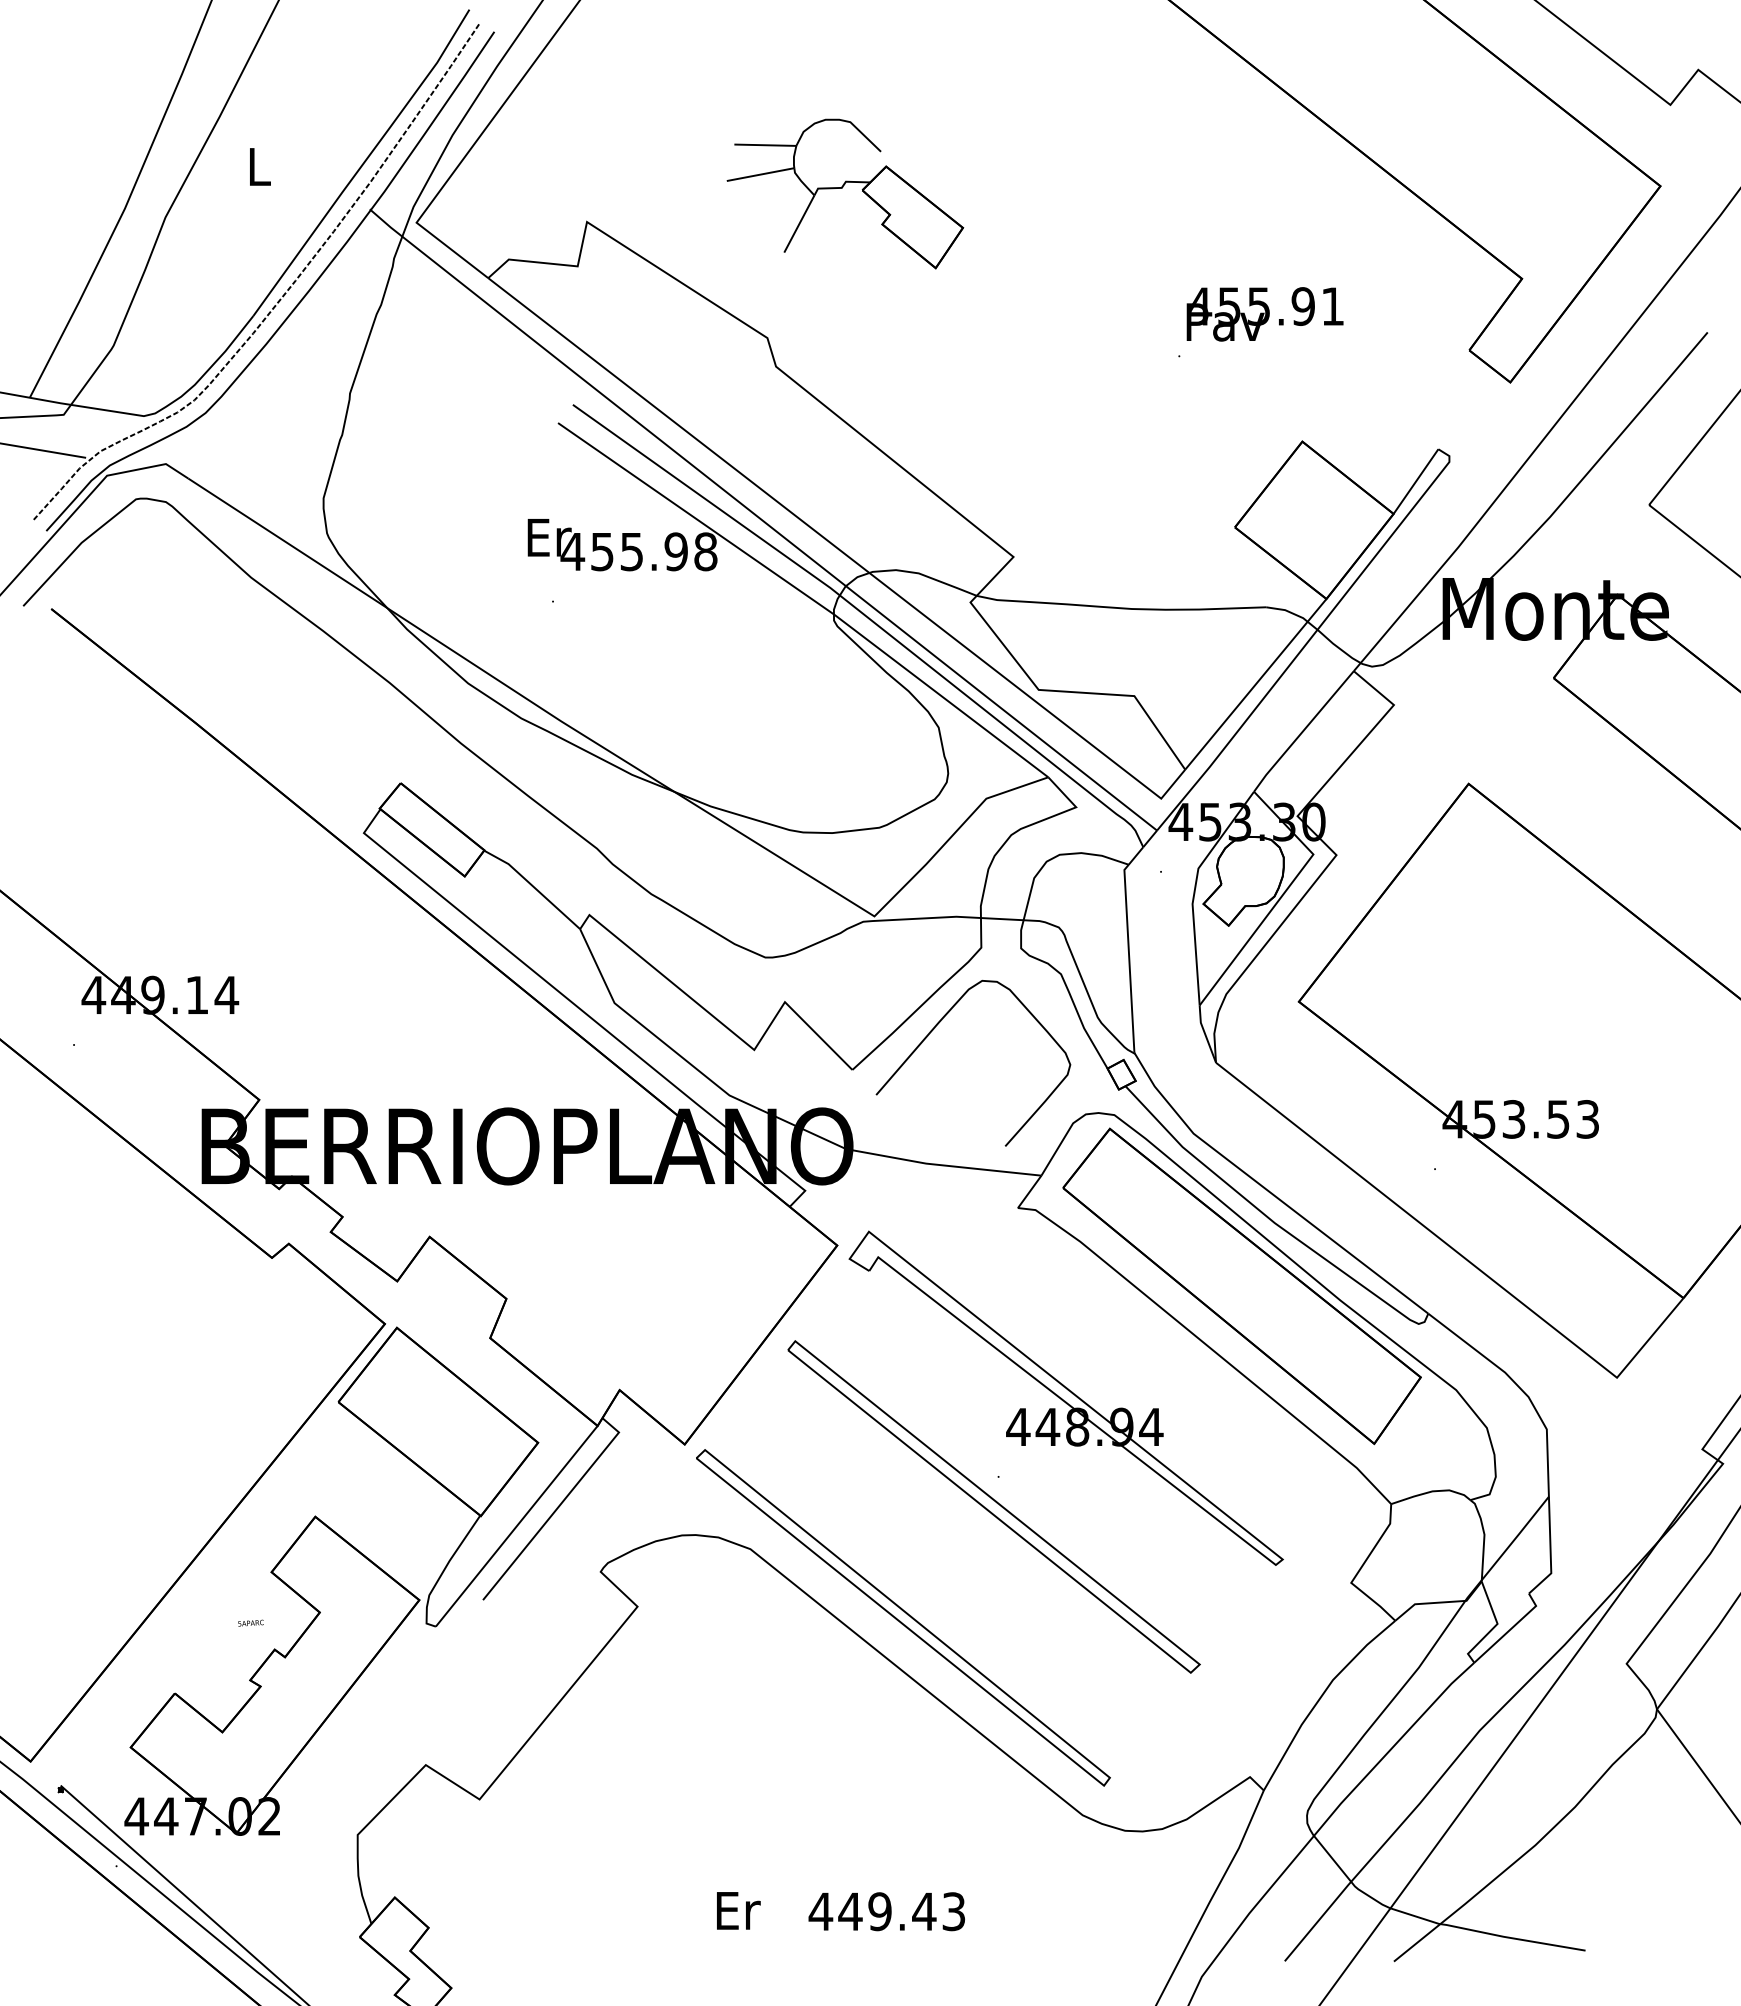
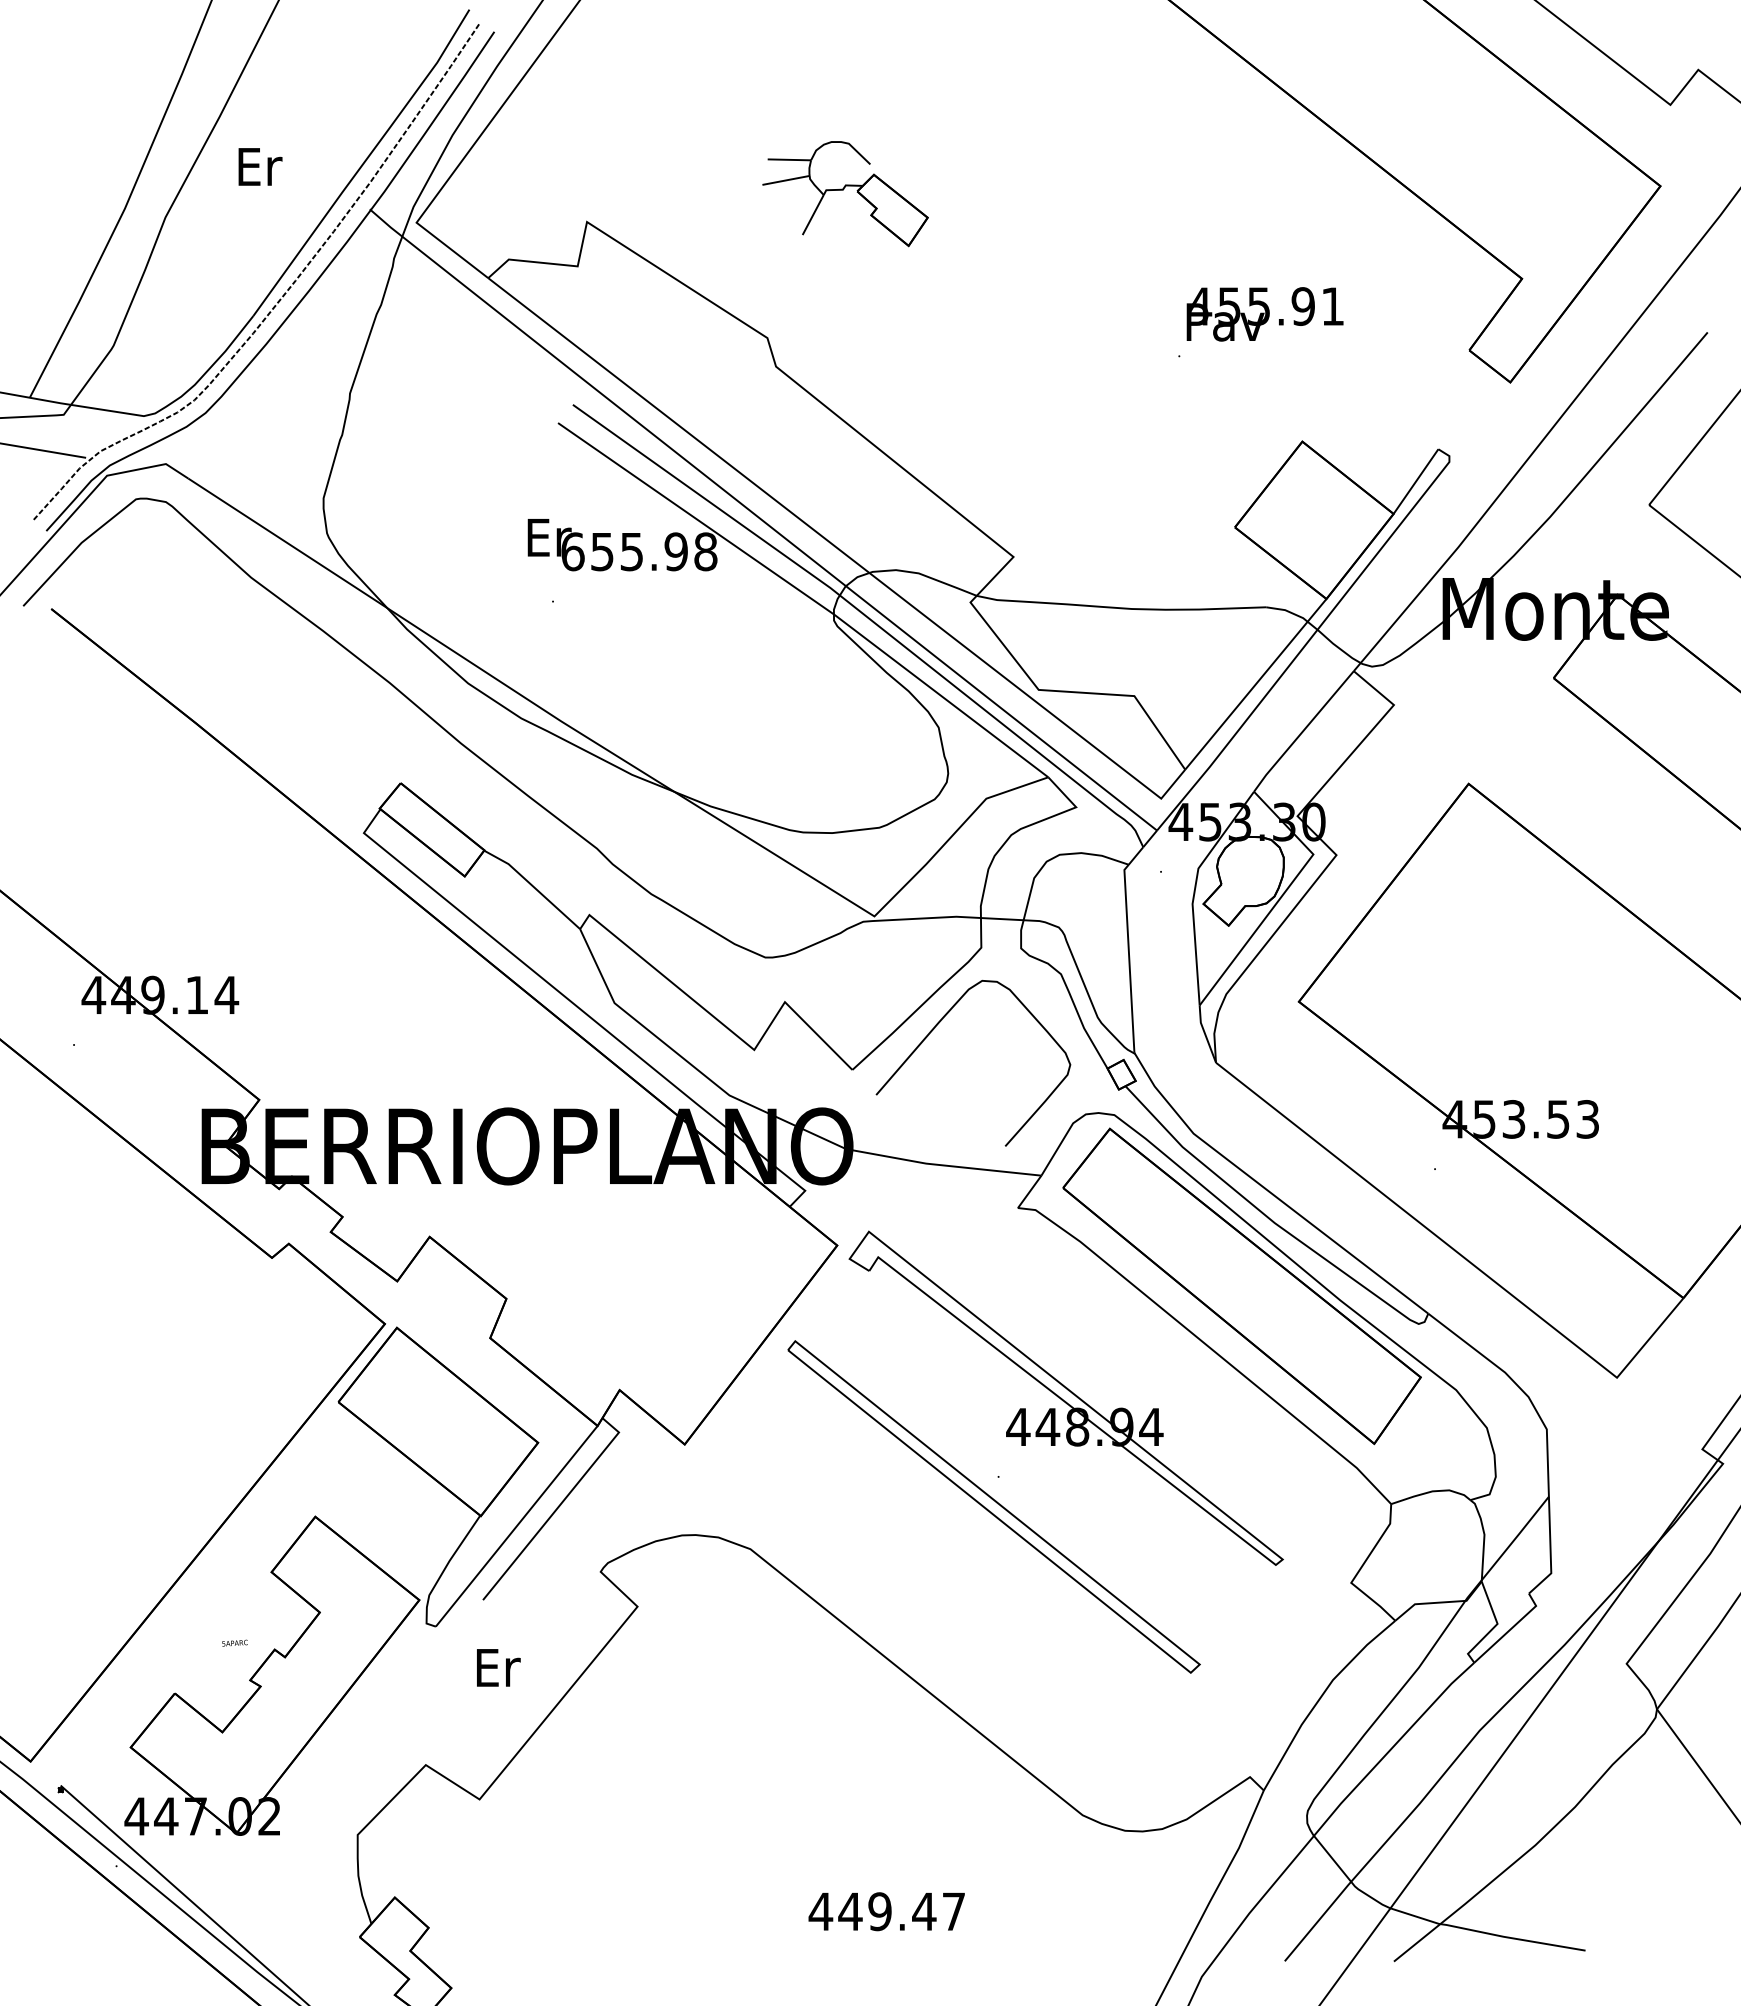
text: L -> Er (260, 166)
part size: 239x152 px -> 167x107 px (845, 194)
text: 455.98 -> 655.98 (572, 551)
part: present -> none (903, 1617)
text position: (250, 1622) -> (234, 1642) (234, 1642)
text position: (738, 1910) -> (498, 1667) (498, 1667)
text: 449.43 -> 449.47 (953, 1911)
